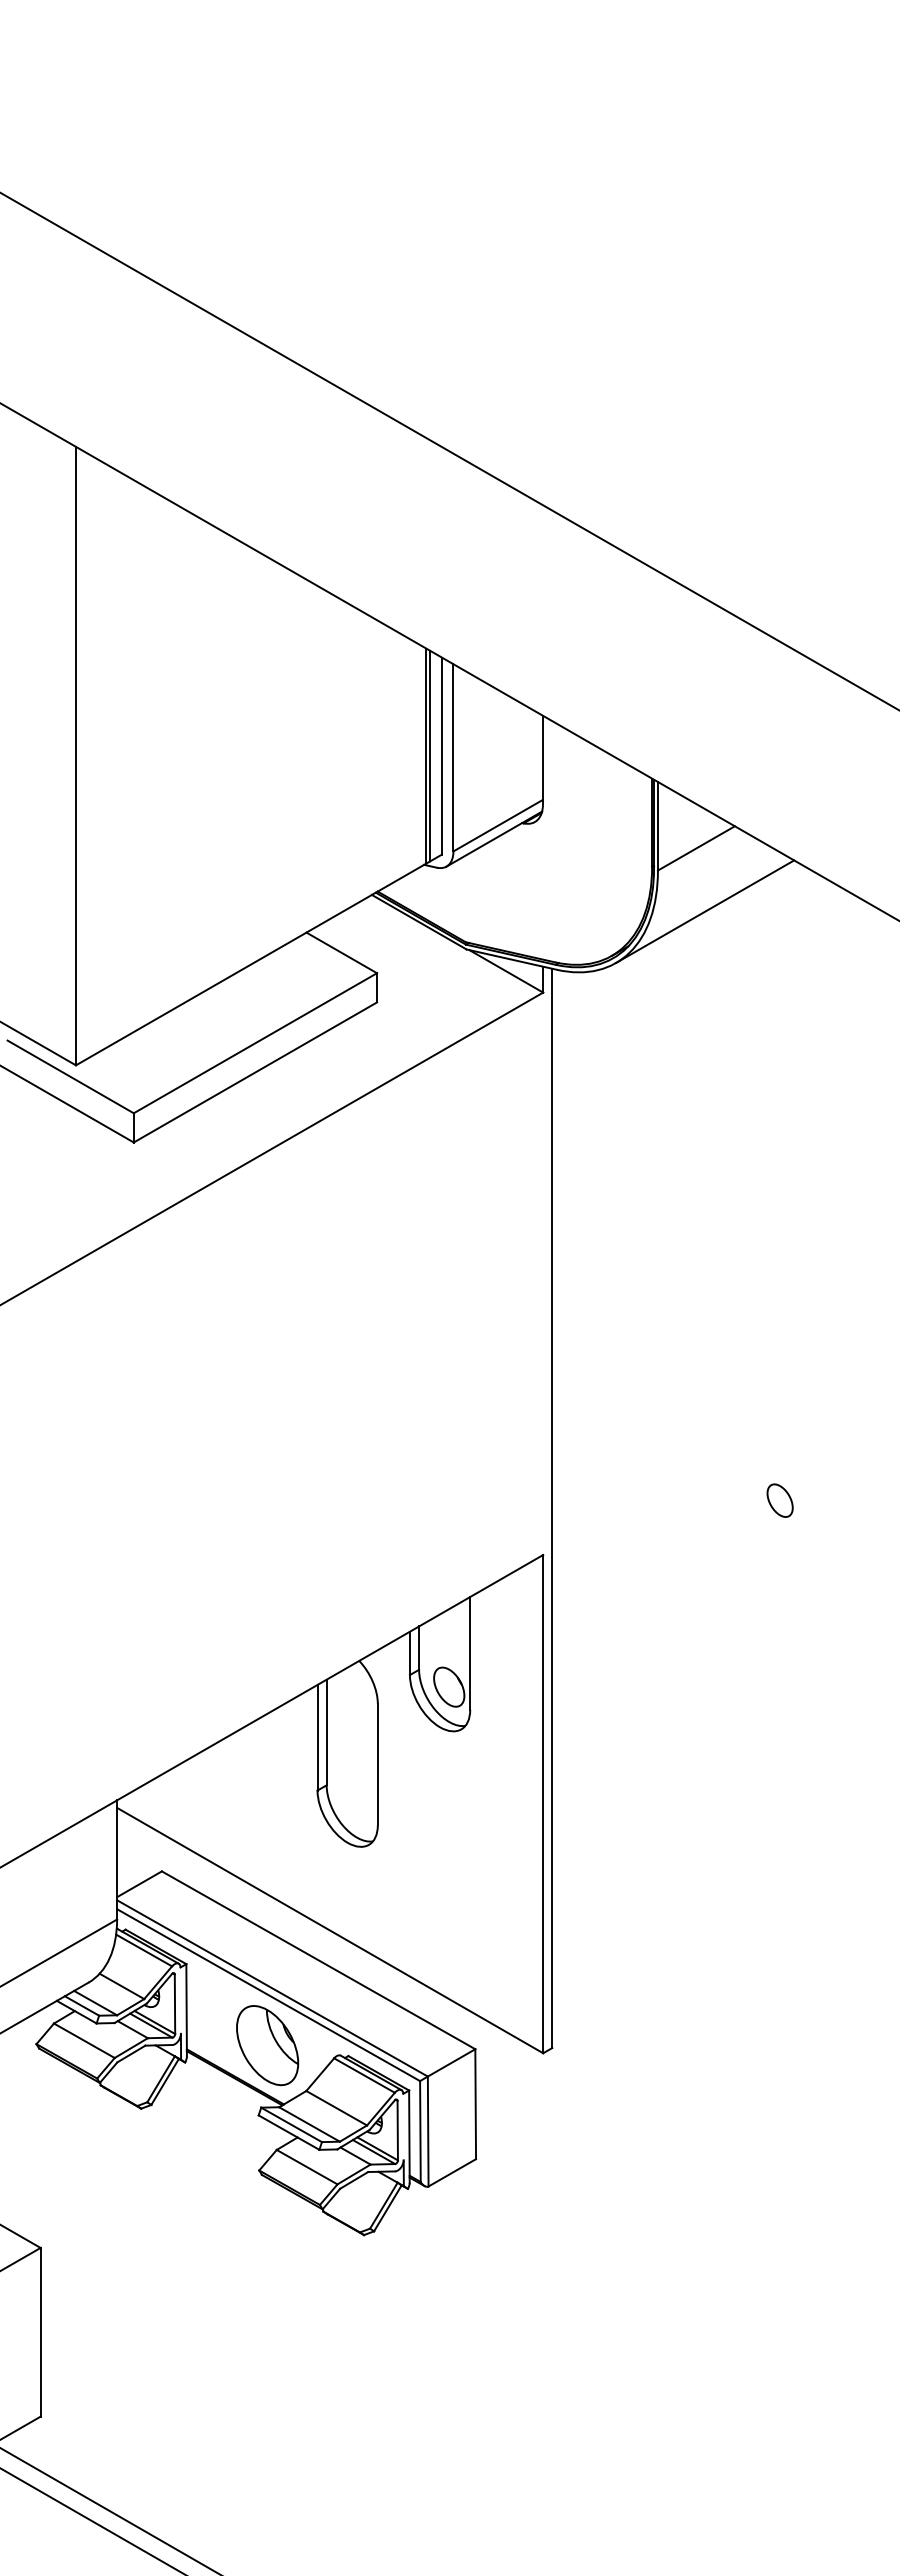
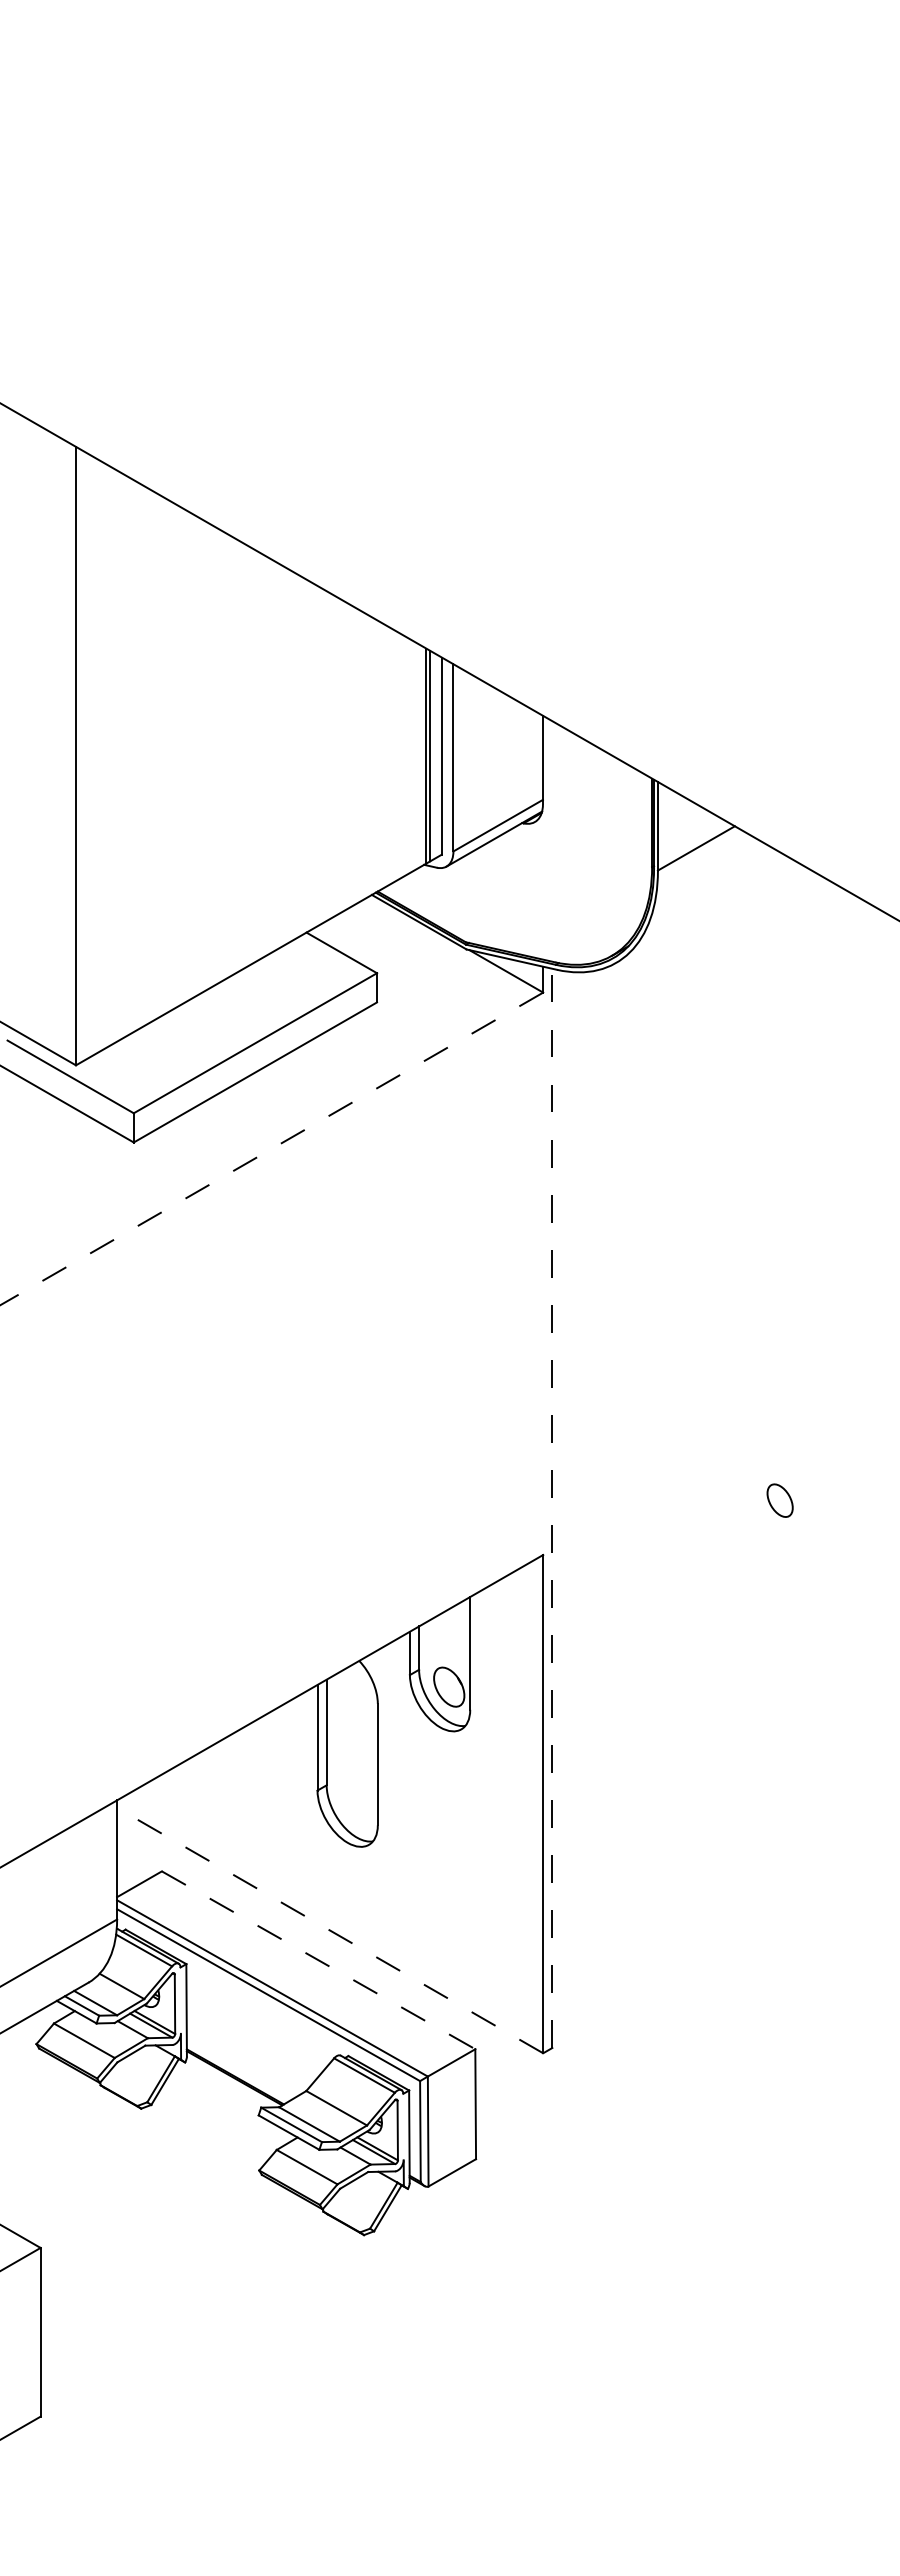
line: present -> none (449, 450)
line: present -> none (705, 911)
line: solid -> dashed (272, 1148)
line: solid -> dashed (552, 1508)
line: solid -> dashed (330, 1930)
line: solid -> dashed (319, 1960)
part: present -> none (267, 2045)
line: present -> none (109, 2510)
line: present -> none (91, 2520)
